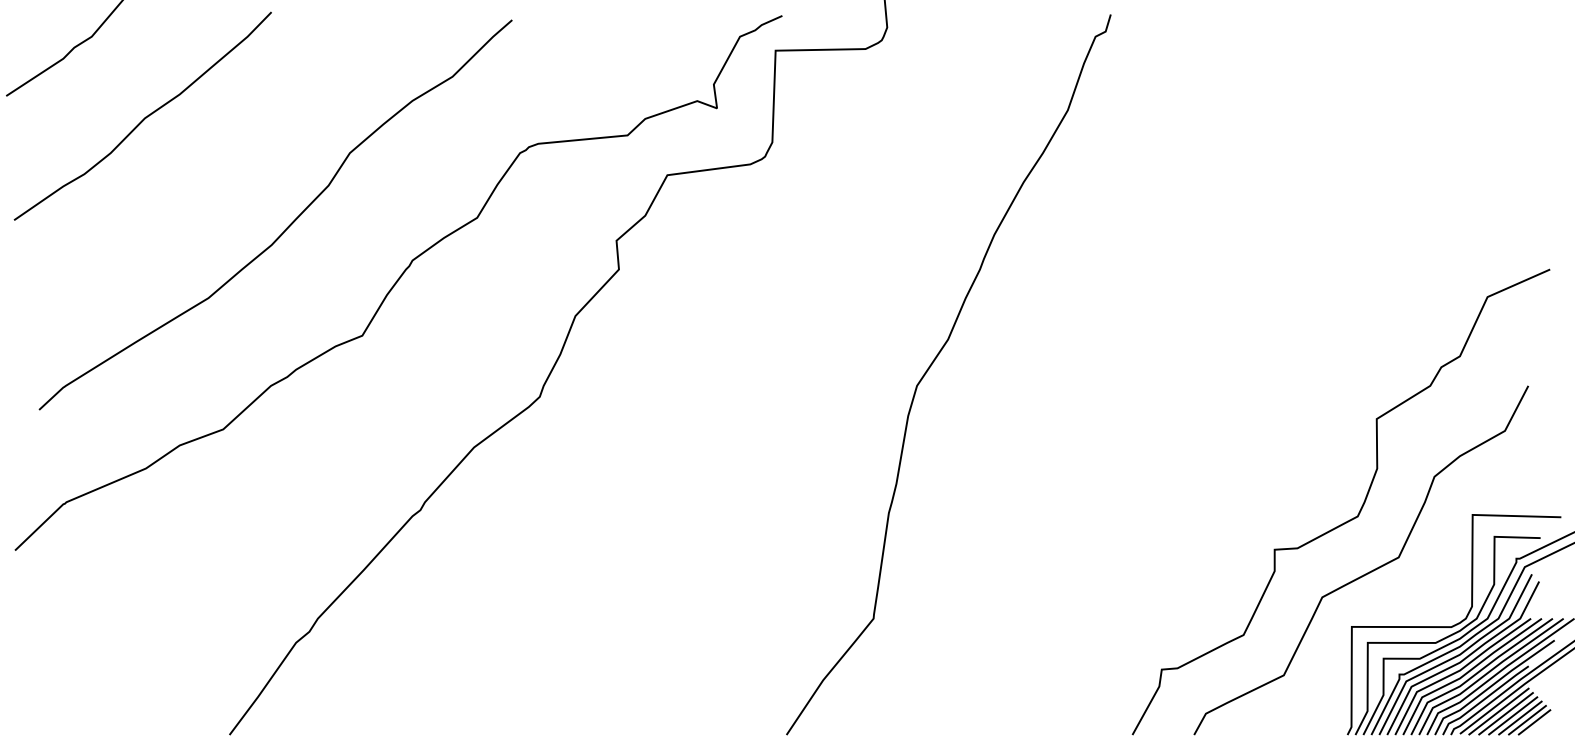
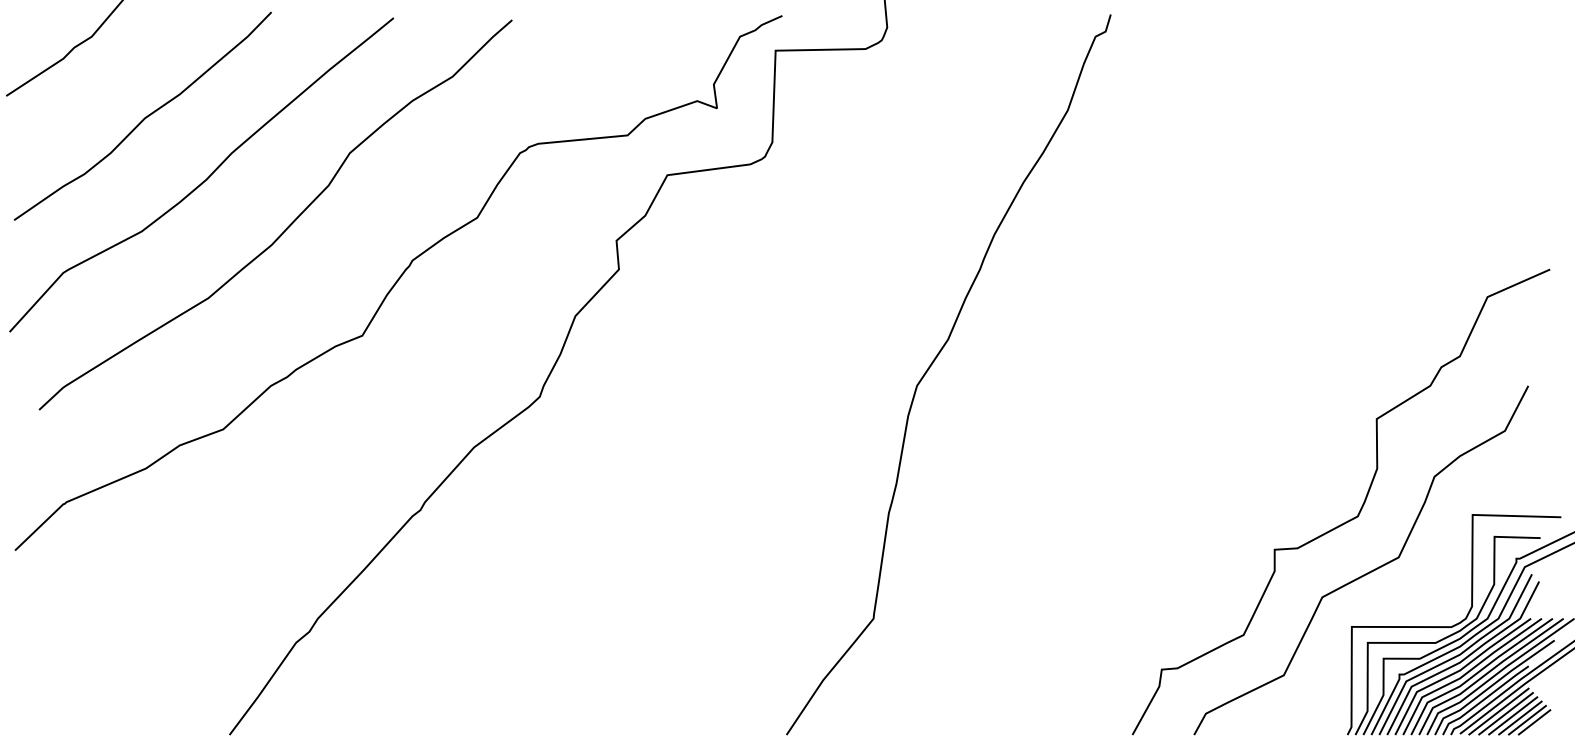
curve: none -> present (206, 178)
